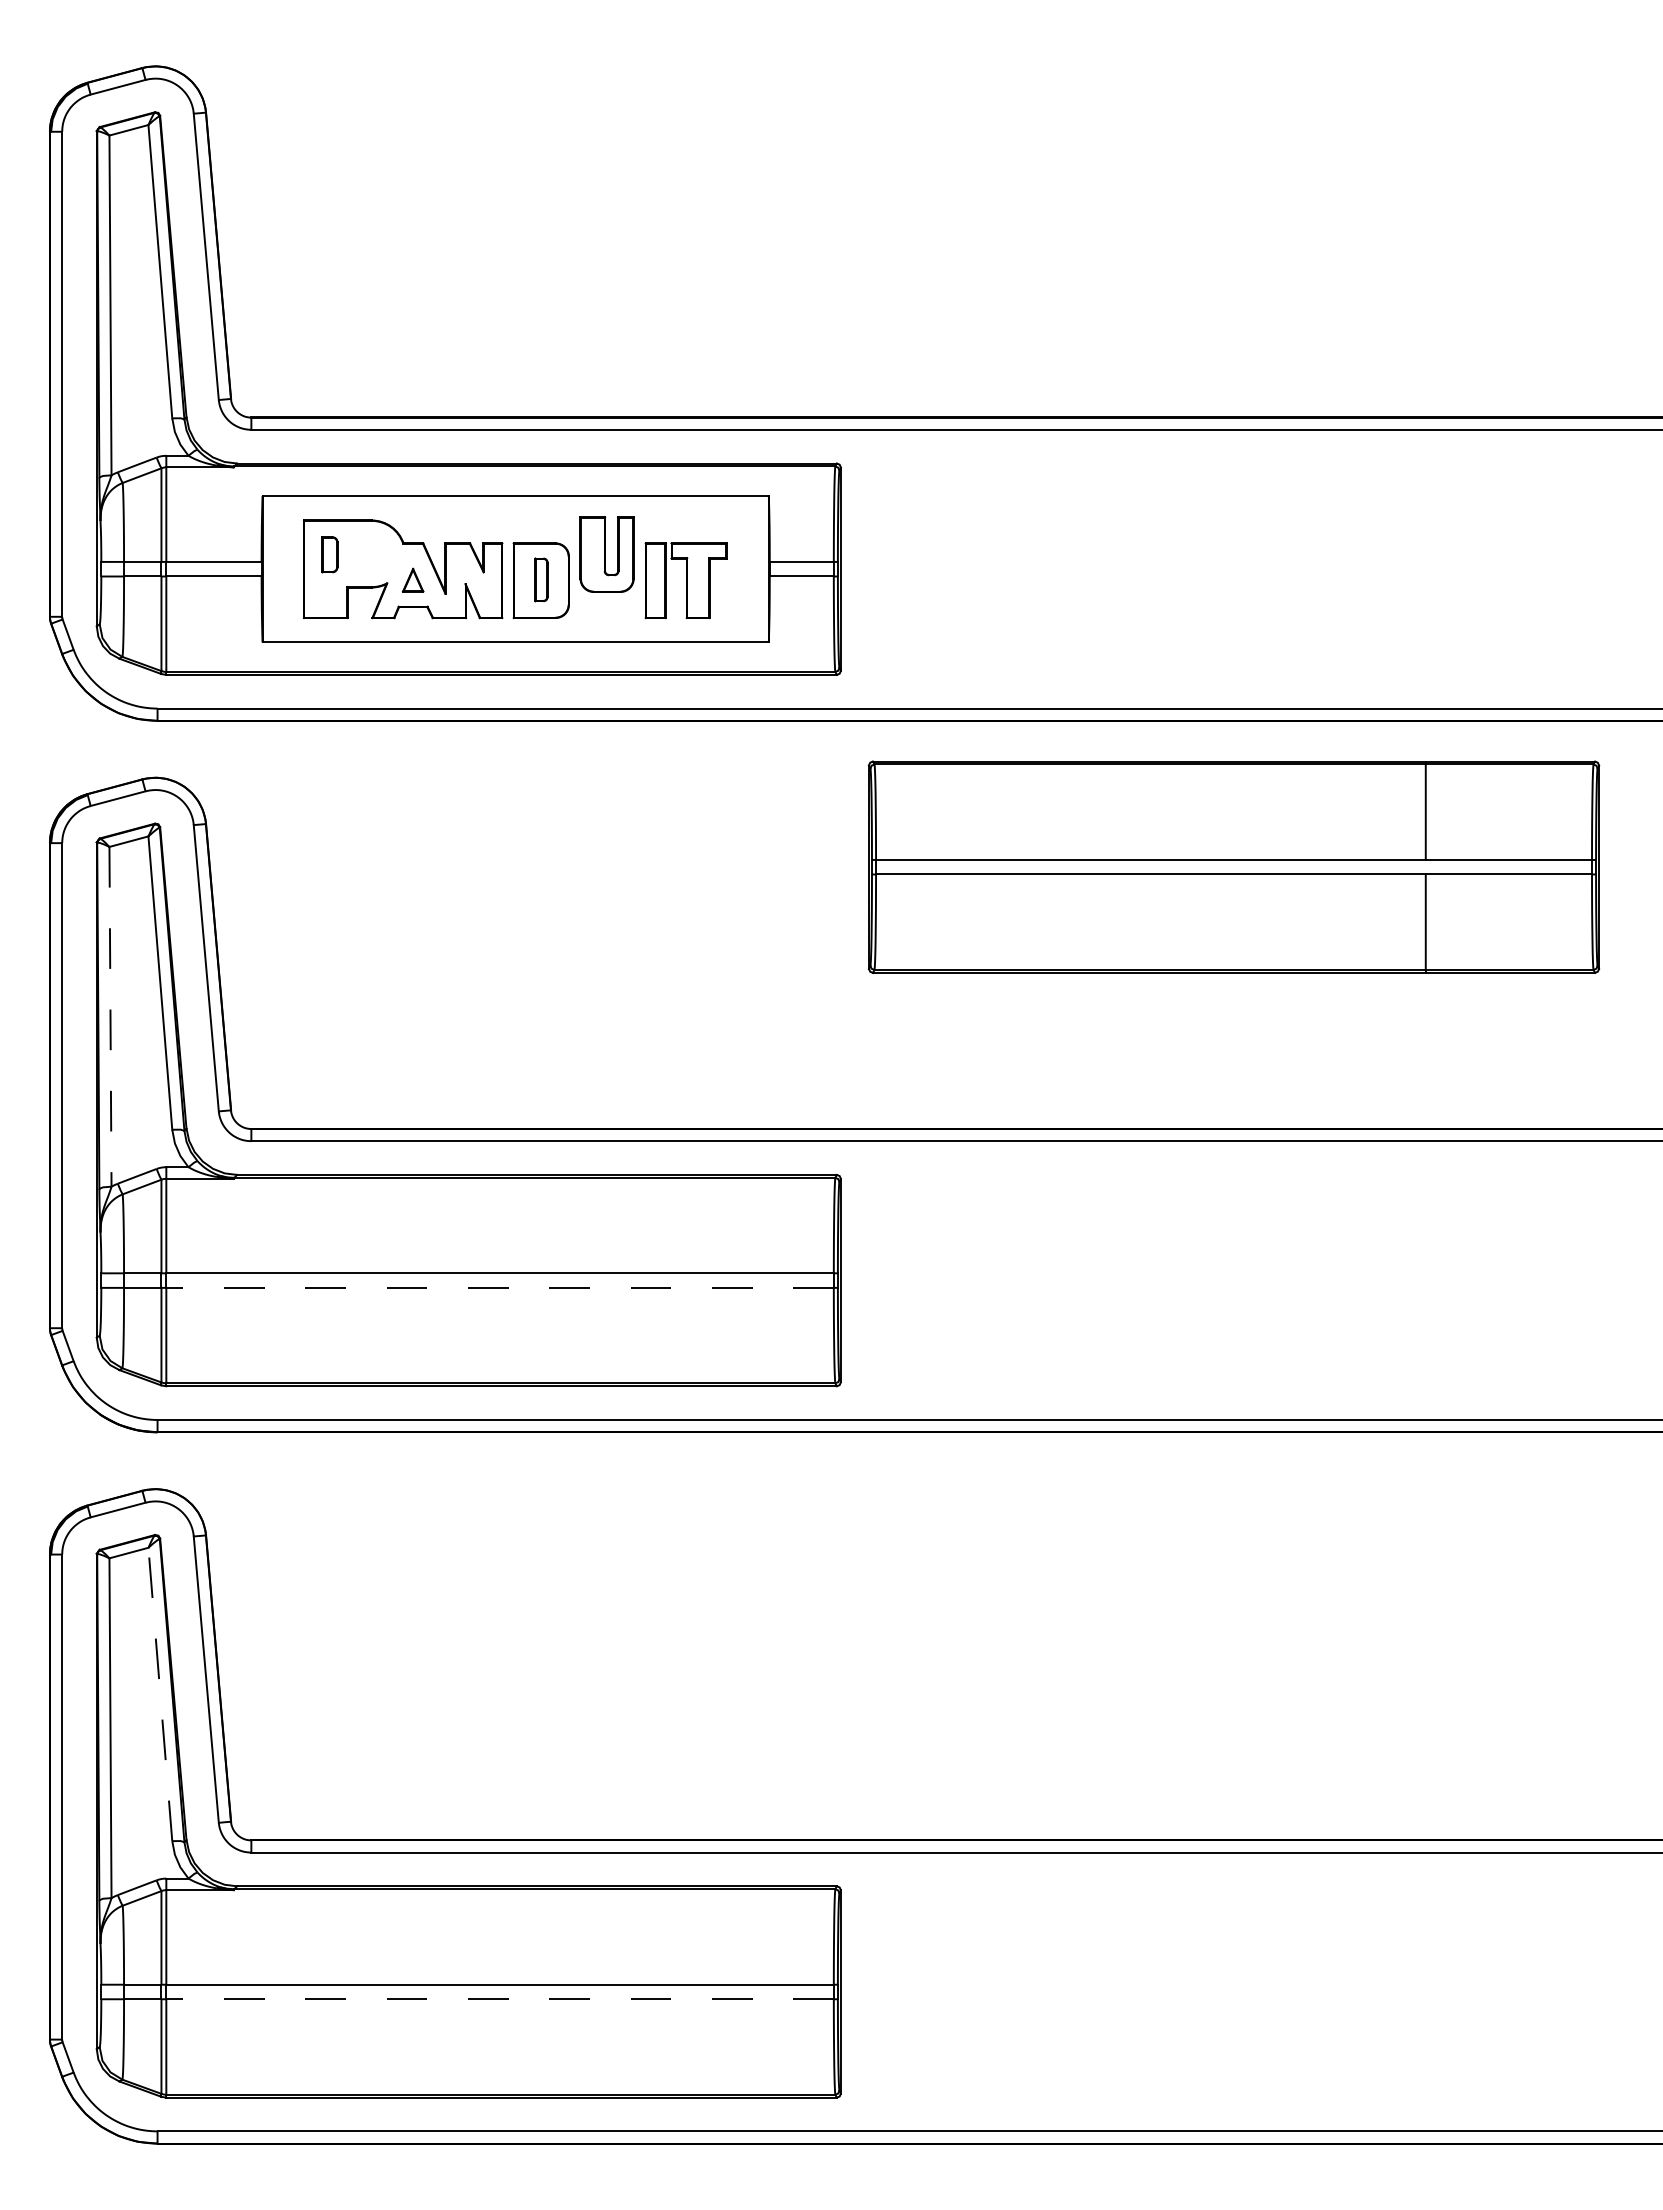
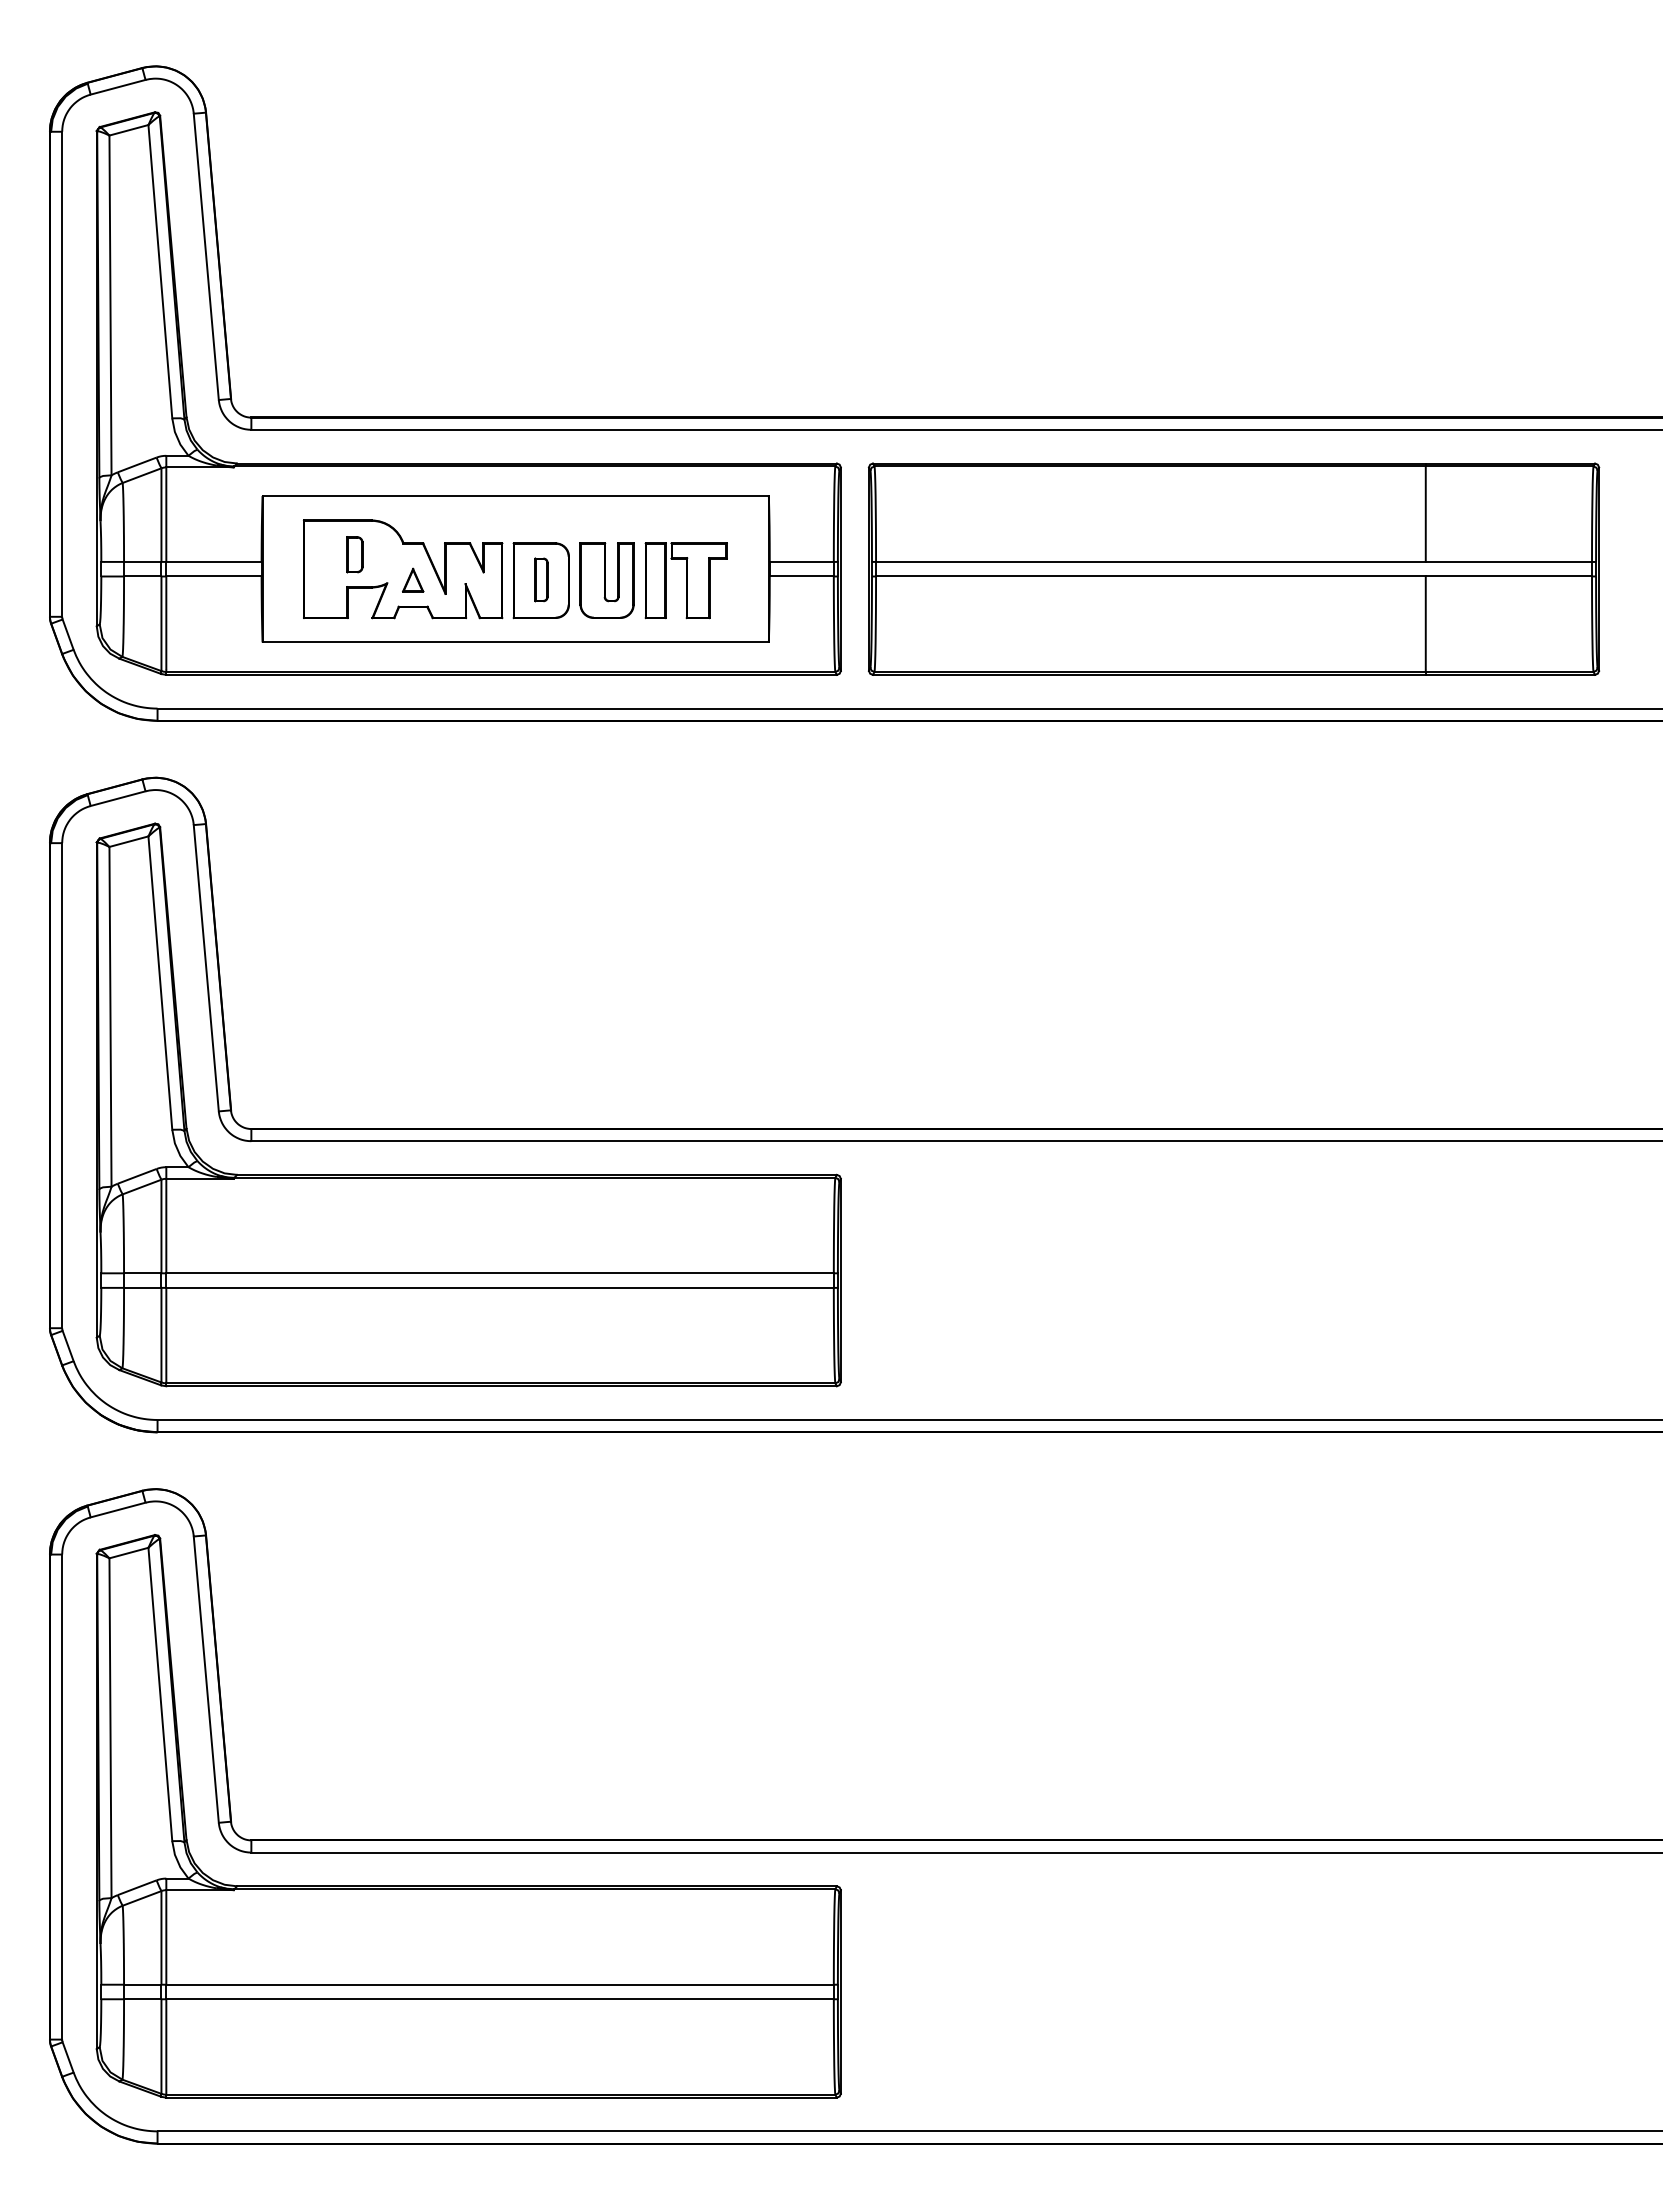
part position: (329, 554) -> (354, 554) (354, 554)
part position: (606, 554) -> (606, 580) (606, 580)
part position: (1233, 866) -> (1233, 568) (1233, 568)
line: dashed -> solid (110, 1016)
line: dashed -> solid (500, 1287)
line: dashed -> solid (160, 1693)
line: dashed -> solid (500, 1999)
